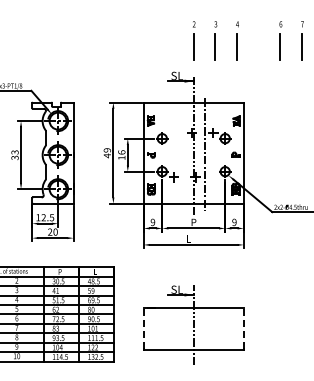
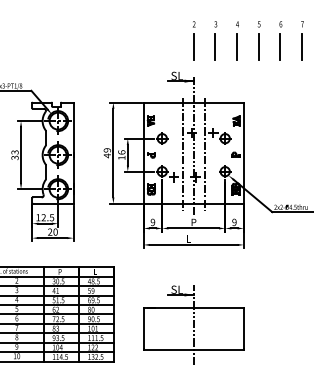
part: none -> present (258, 40)
line: none -> present (182, 154)
line: dashed -> solid (143, 328)
line: dashed -> solid (243, 328)
